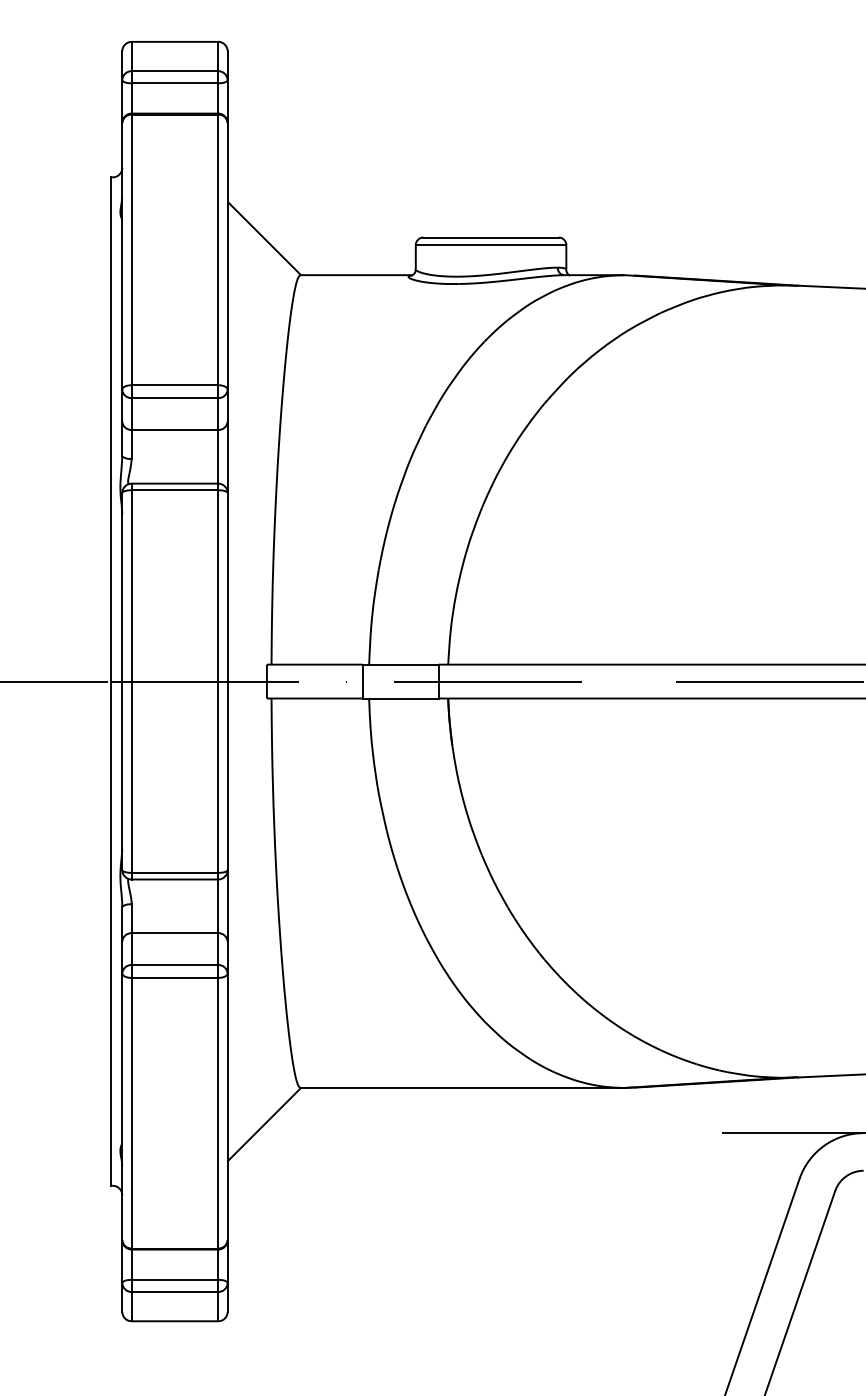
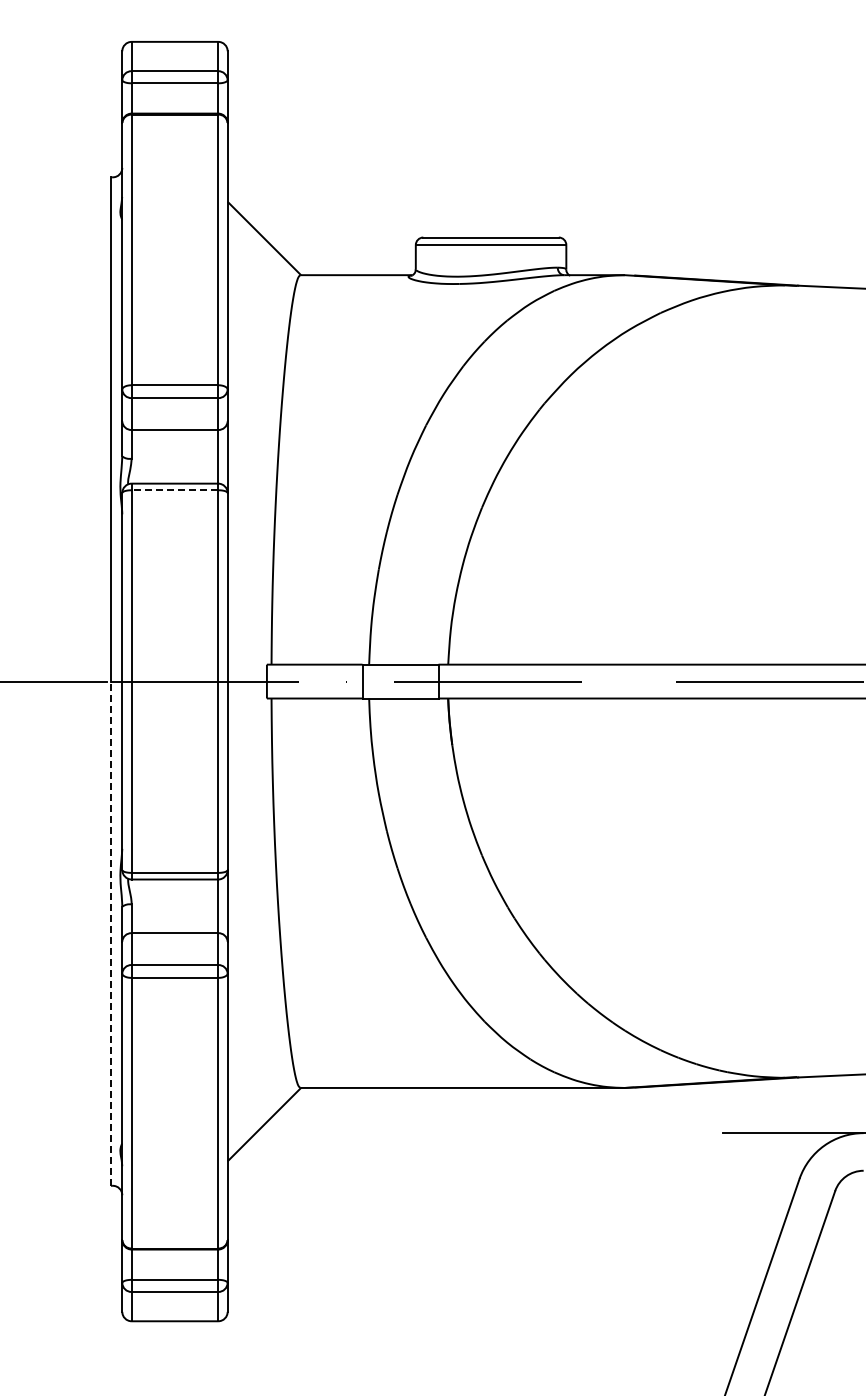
line: solid -> dashed (174, 490)
line: solid -> dashed (111, 933)
